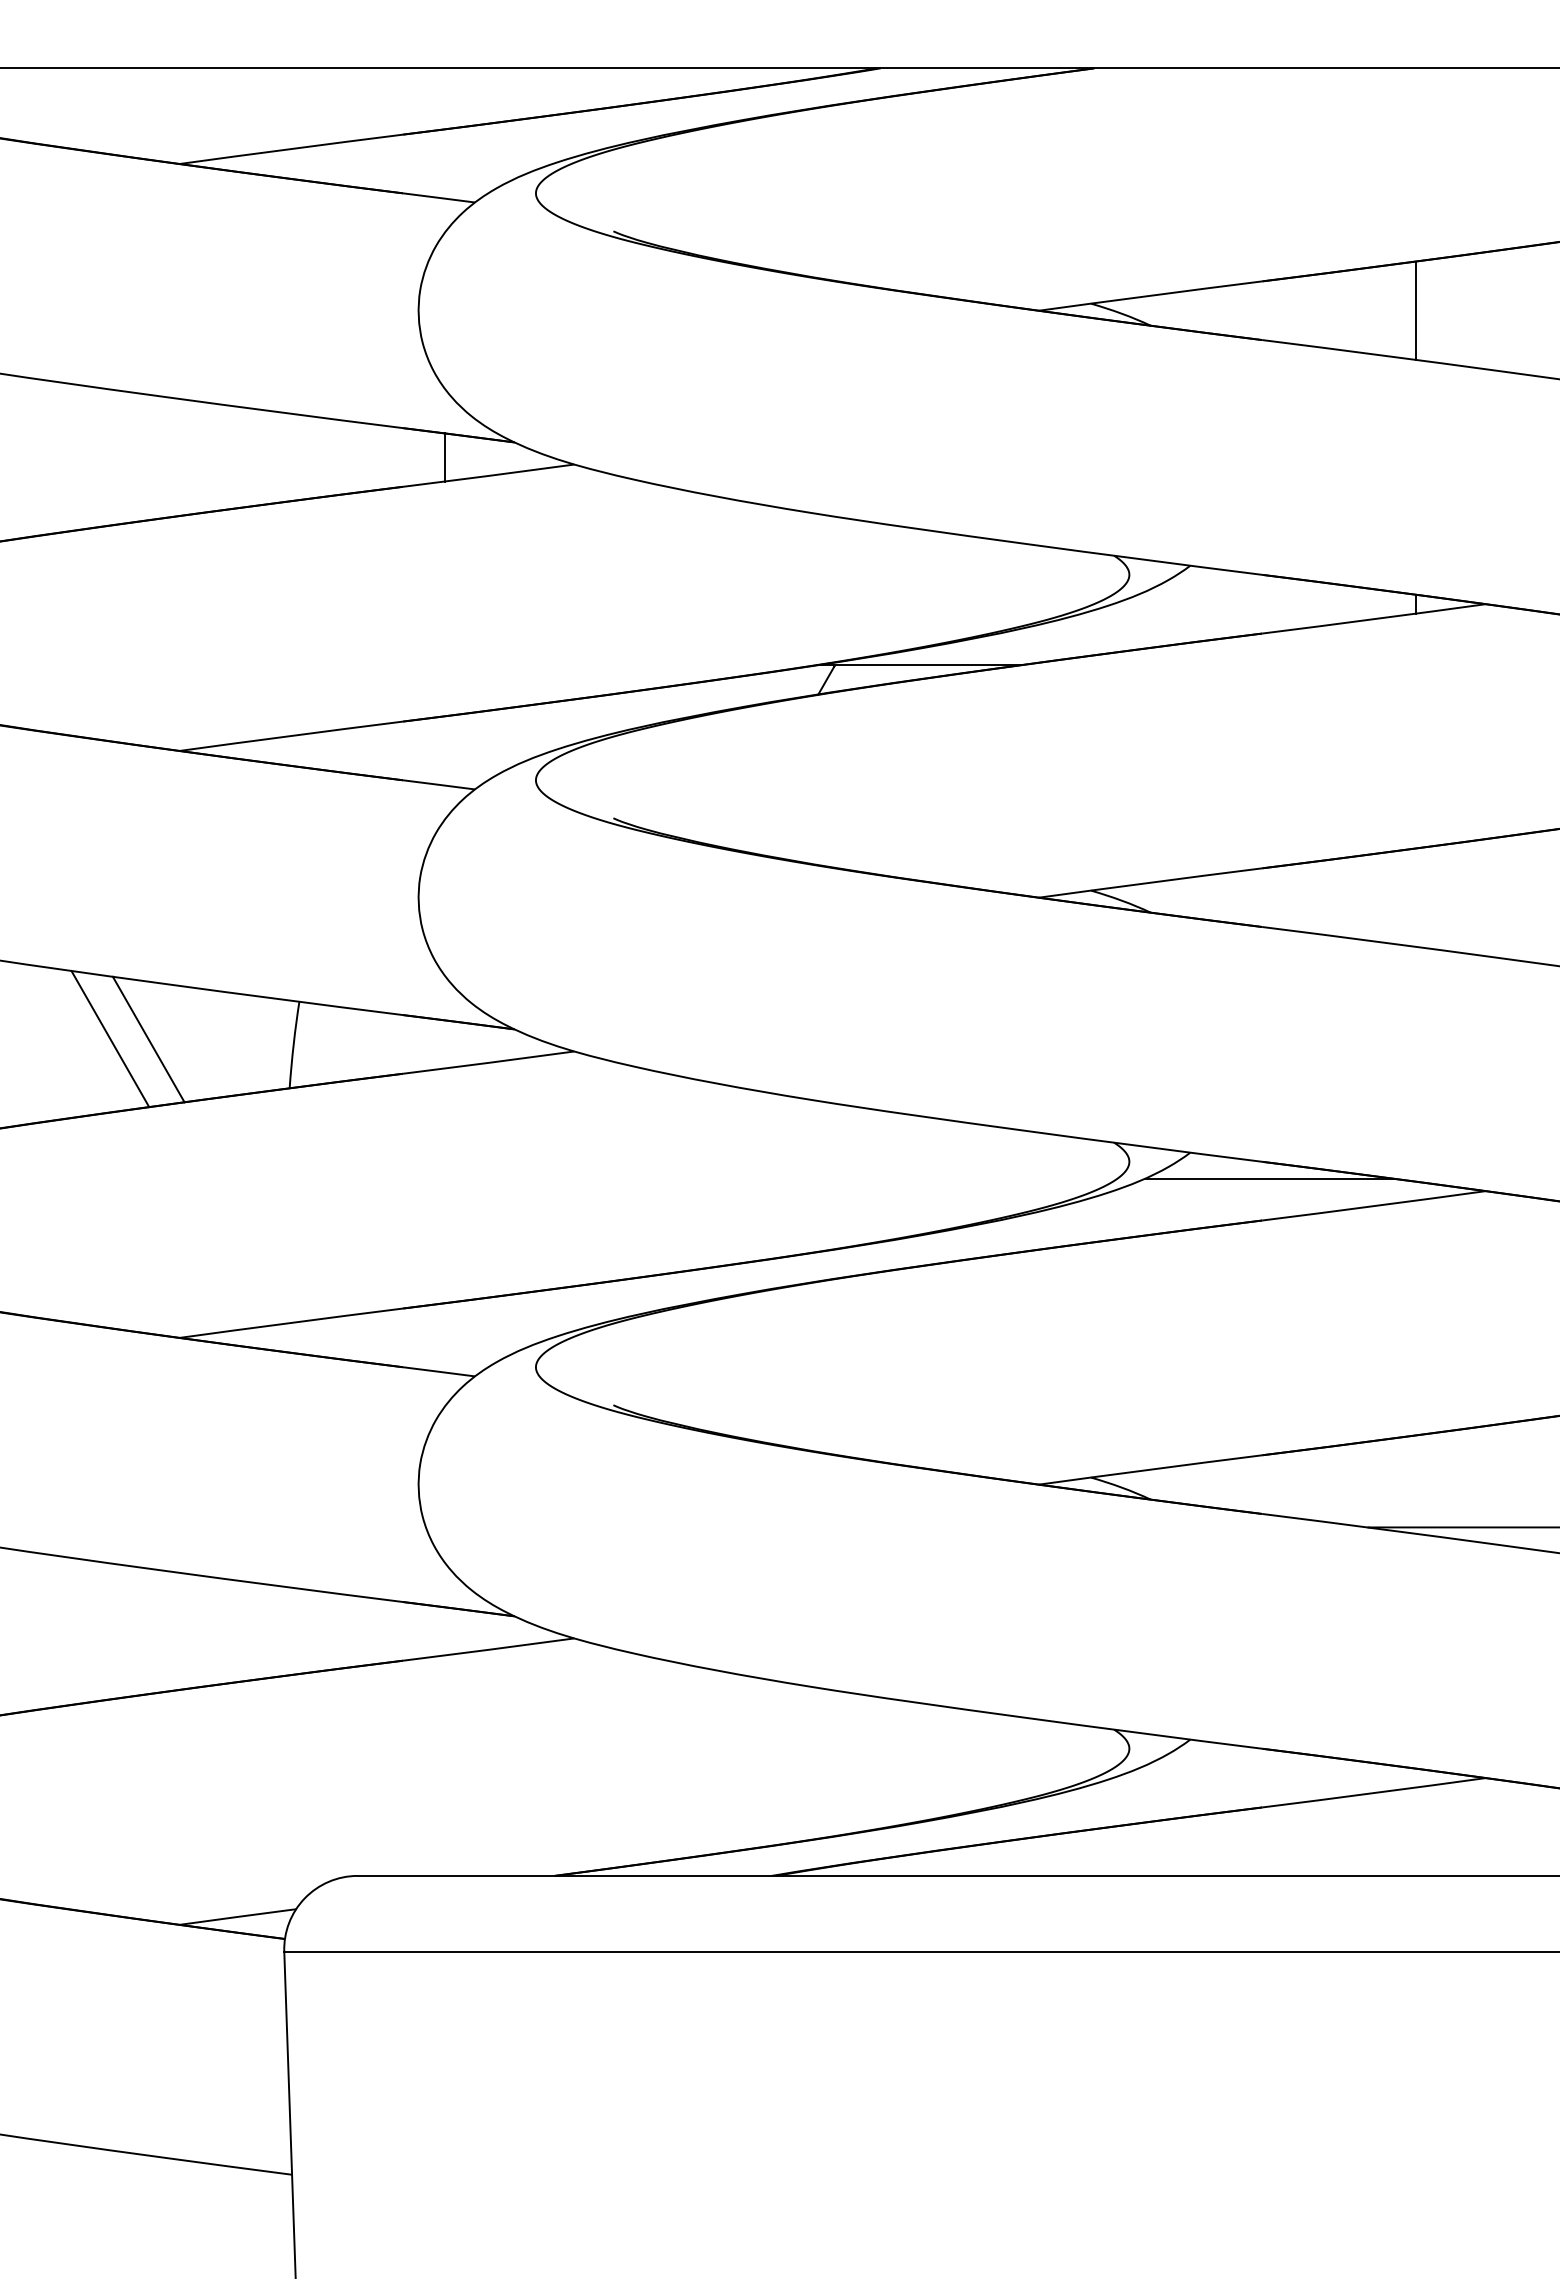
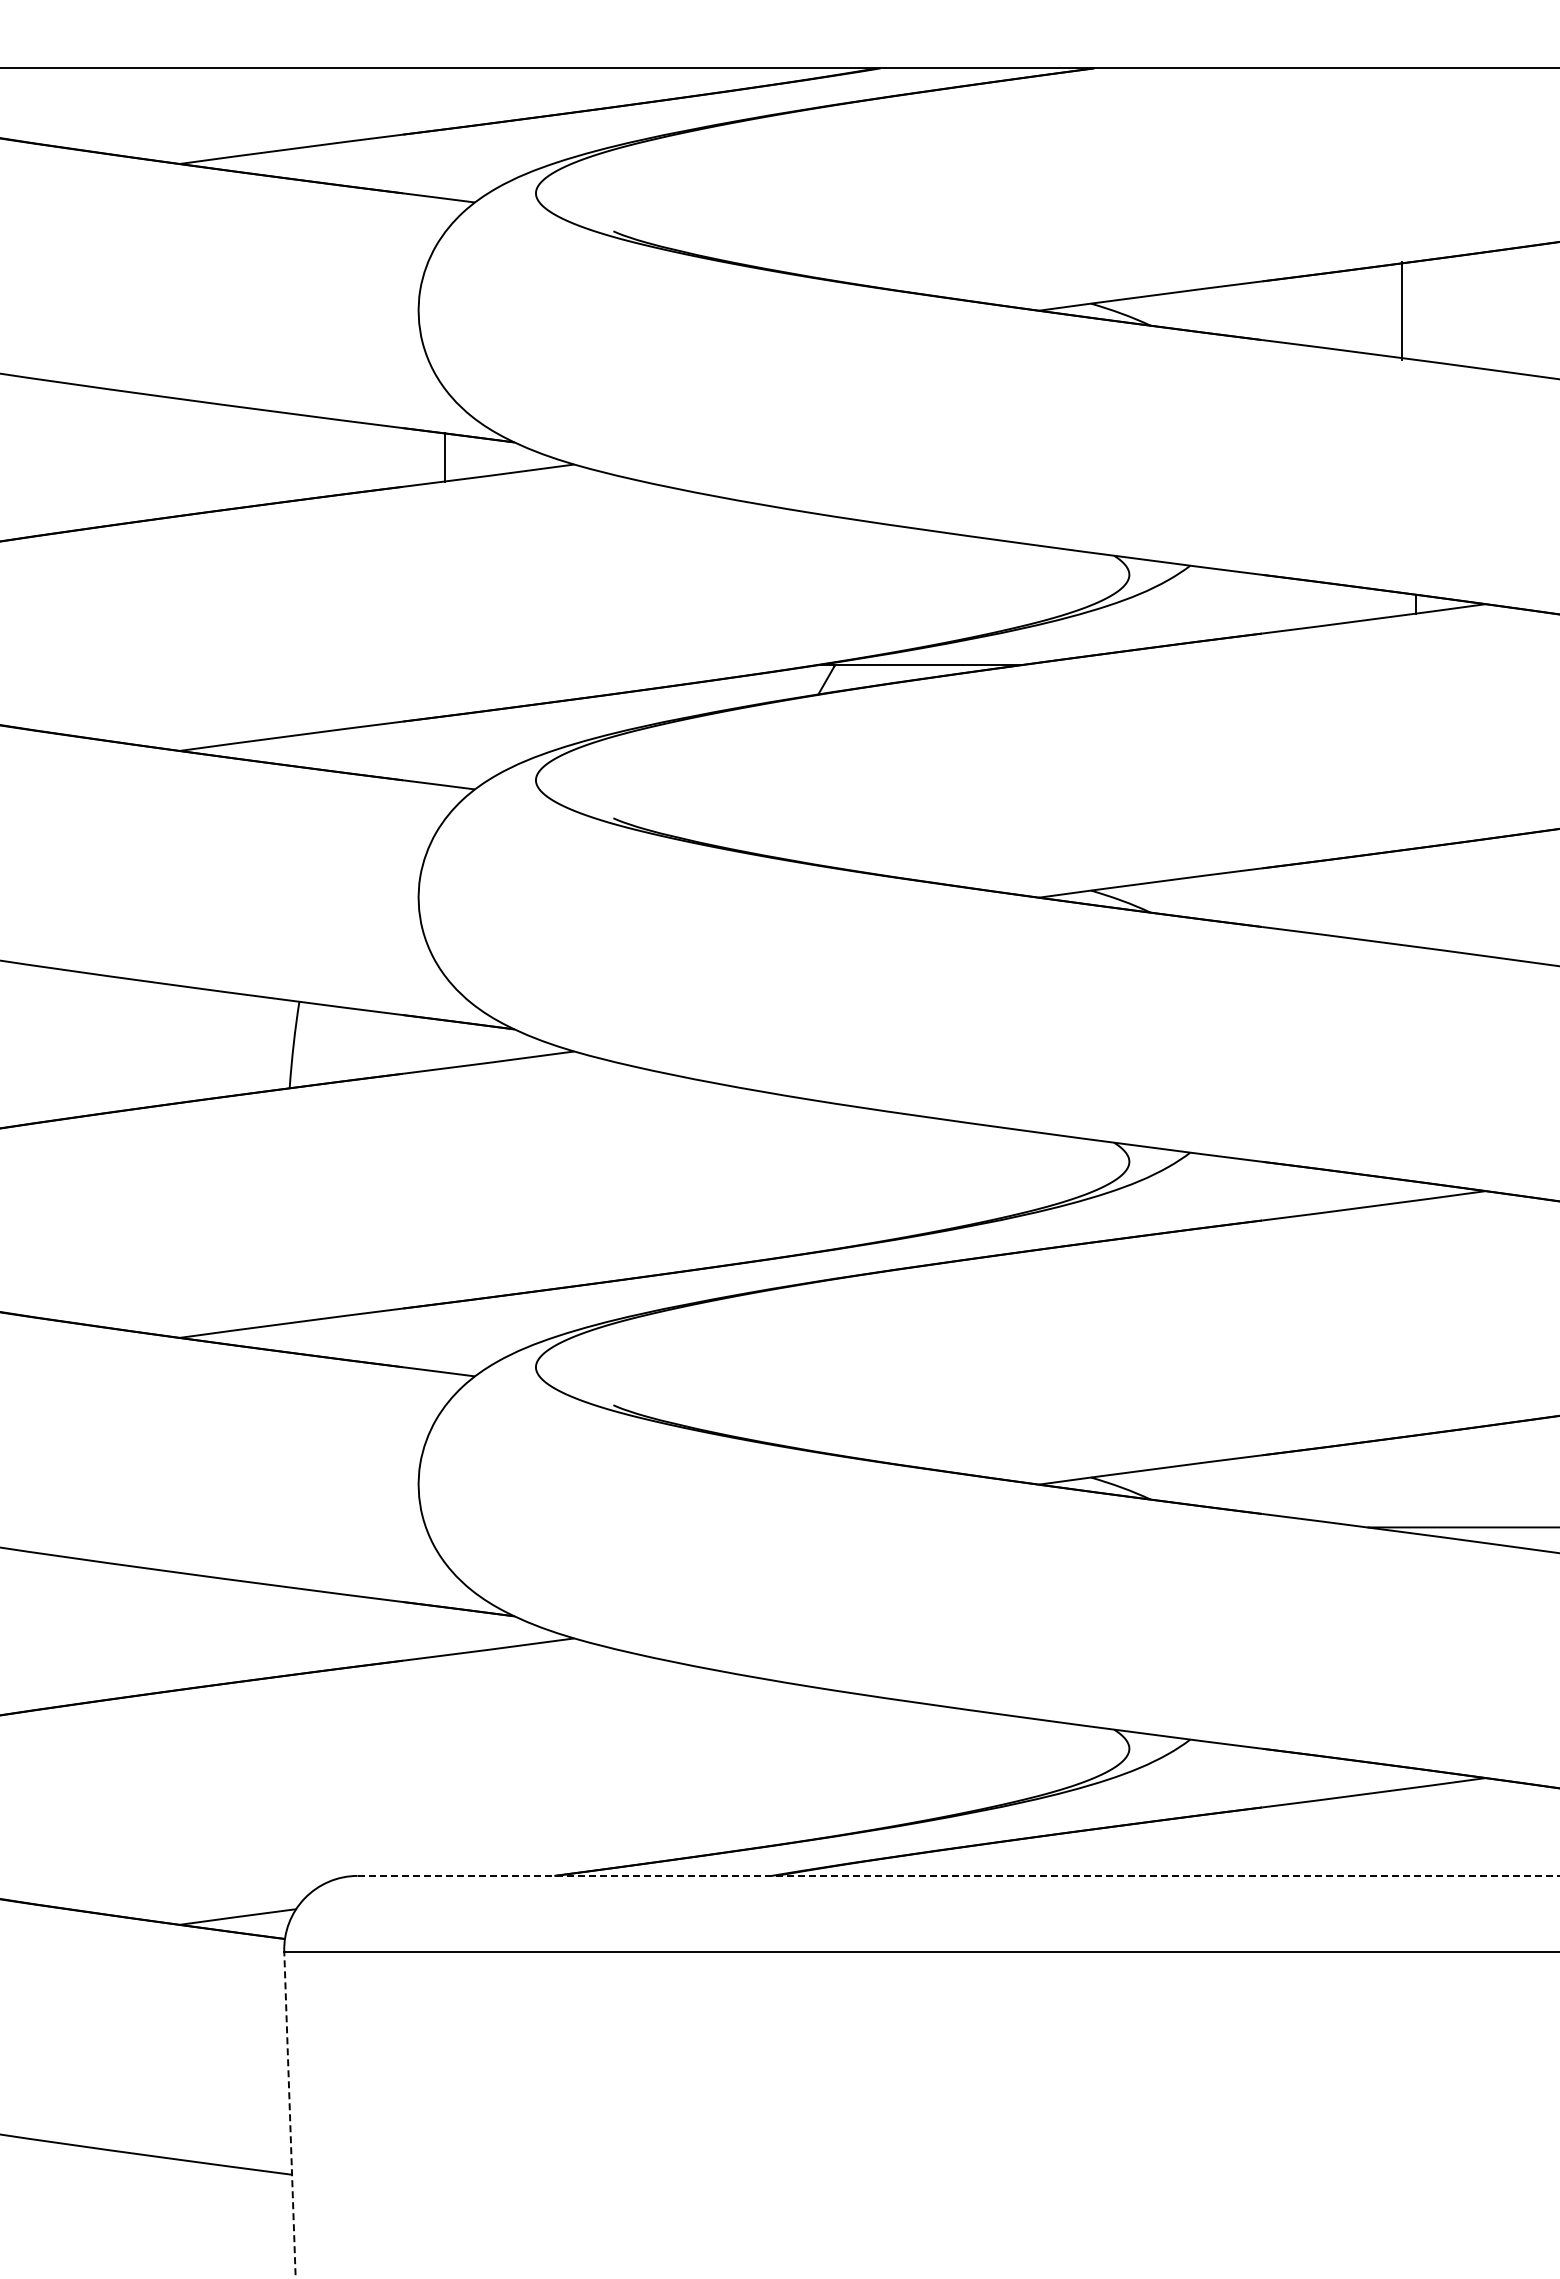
line position: (1415, 310) -> (1401, 310) (1401, 310)
line: present -> none (110, 1039)
line: present -> none (148, 1039)
line: present -> none (1269, 1178)
line: solid -> dashed (958, 1875)
line: solid -> dashed (289, 2114)
